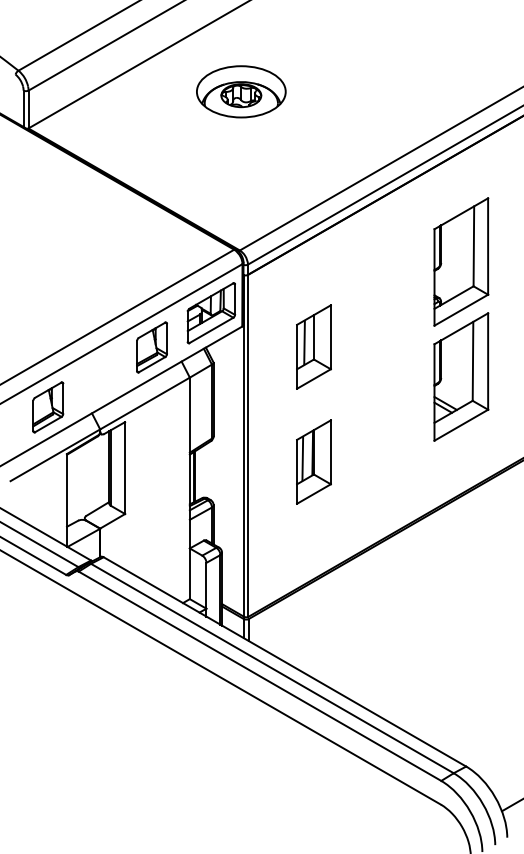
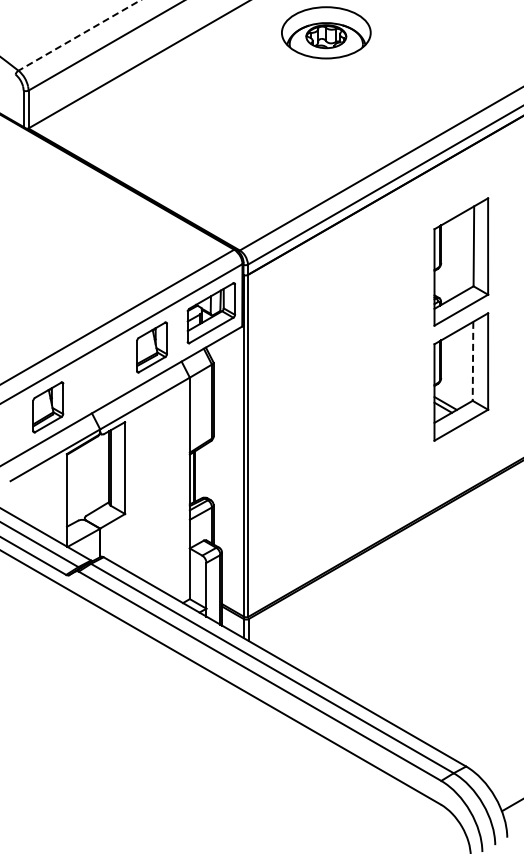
line: solid -> dashed (79, 35)
part position: (241, 91) -> (326, 32) (326, 32)
part: present -> none (313, 346)
line: solid -> dashed (473, 361)
part: present -> none (313, 461)
